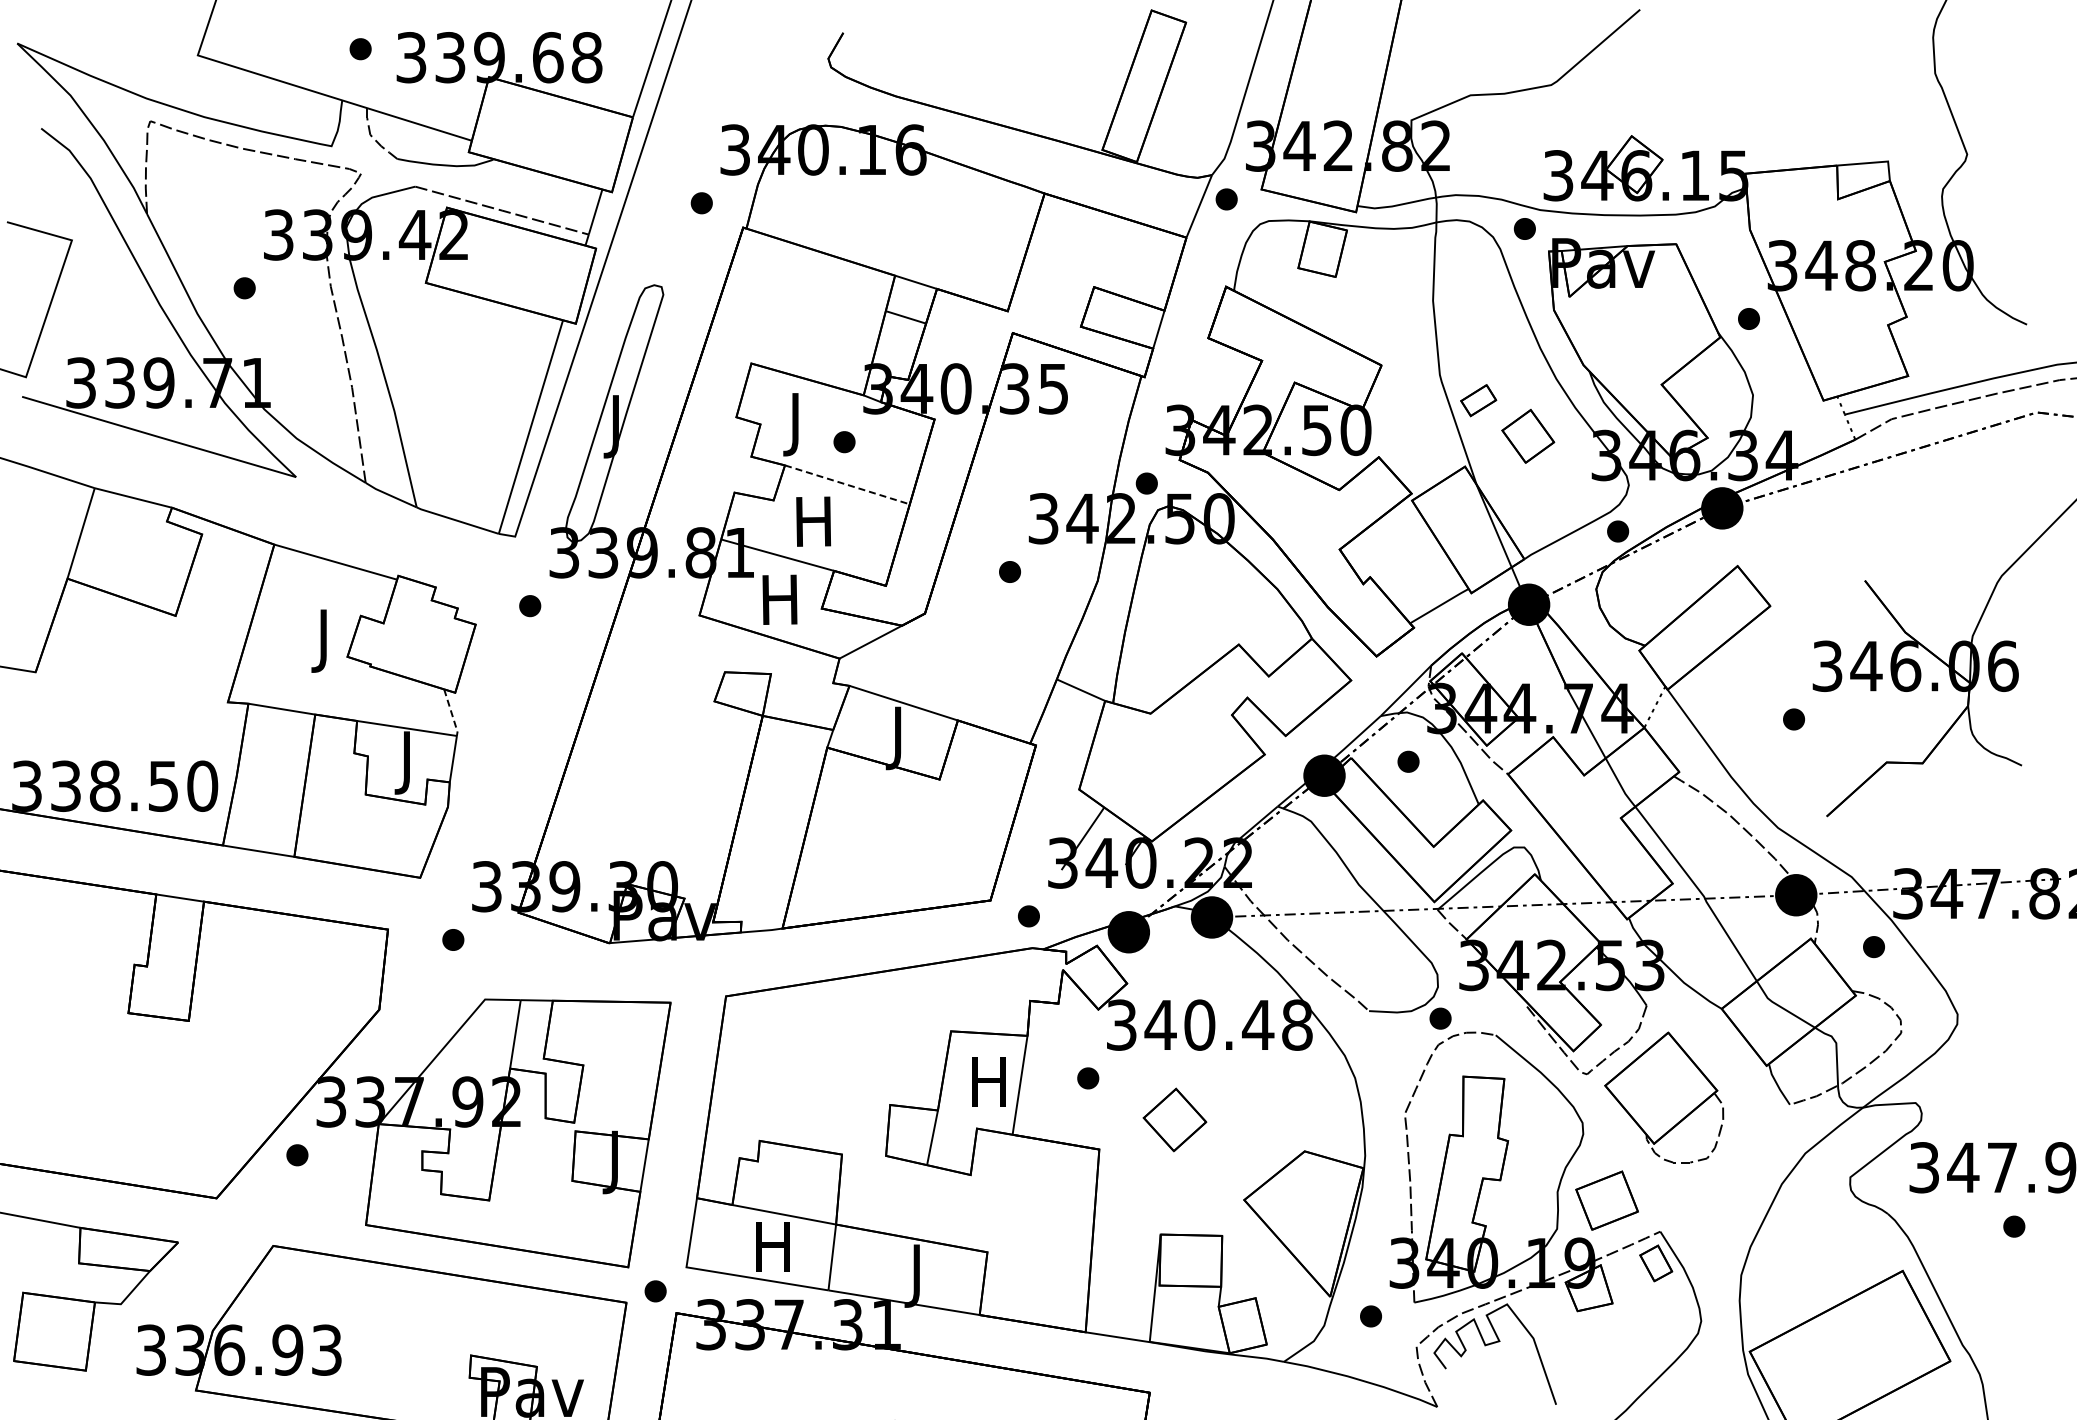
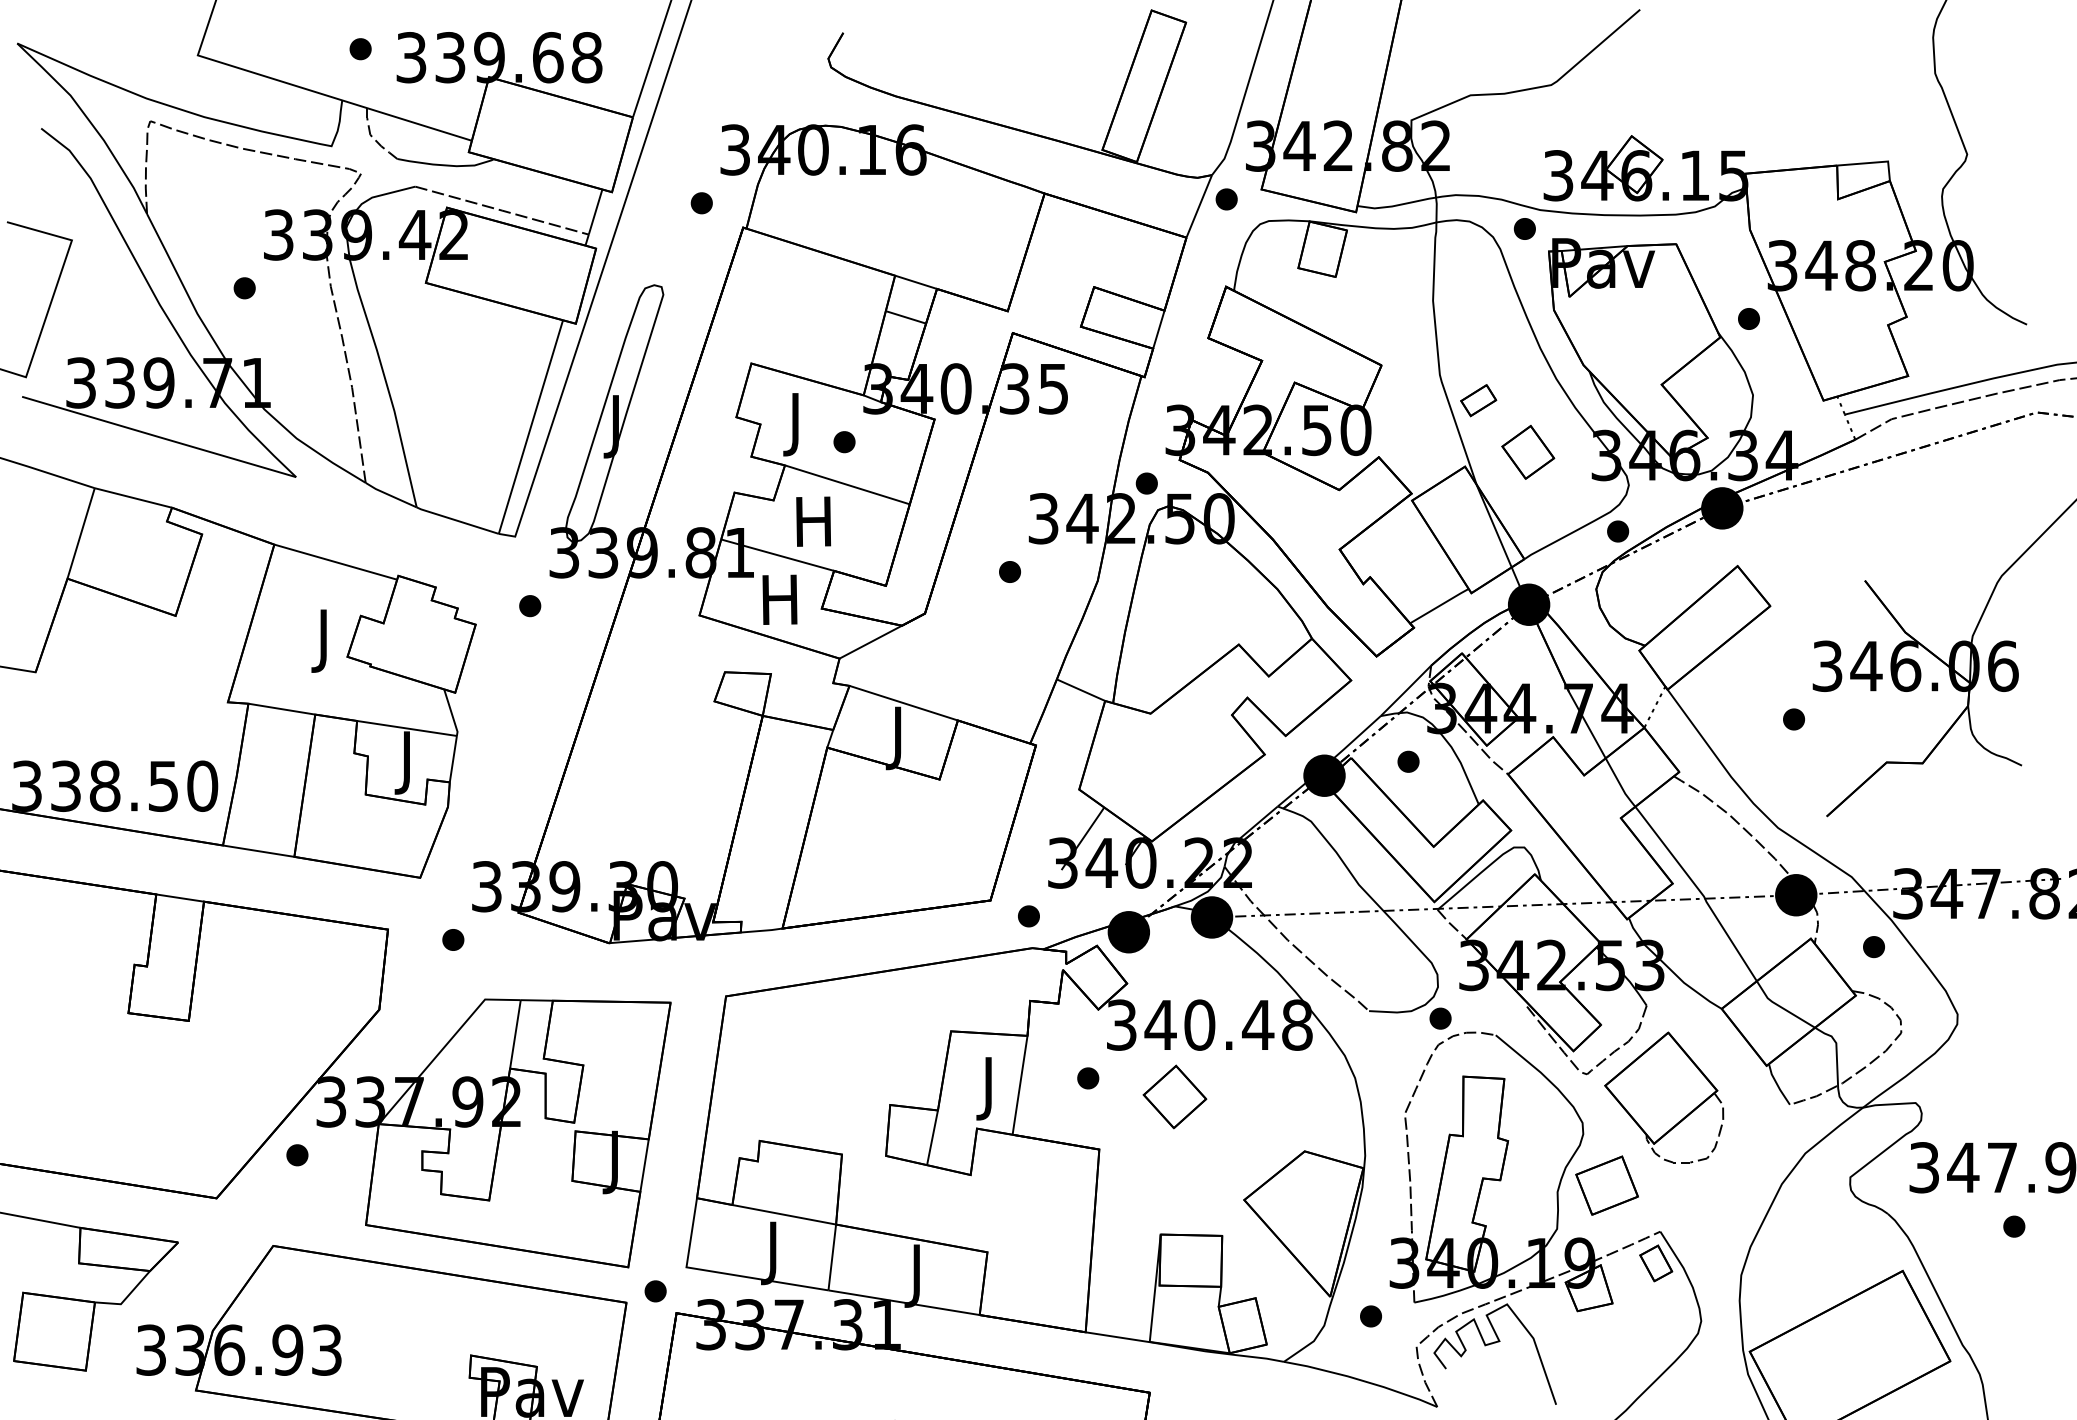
part position: (1528, 436) -> (1528, 452) (1528, 452)
line: dashed -> solid (847, 485)
line: dashed -> solid (451, 713)
text: H -> J (988, 1088)
part position: (1174, 1119) -> (1174, 1096) (1174, 1096)
part position: (1606, 1200) -> (1606, 1185) (1606, 1185)
text: H -> J (772, 1253)
